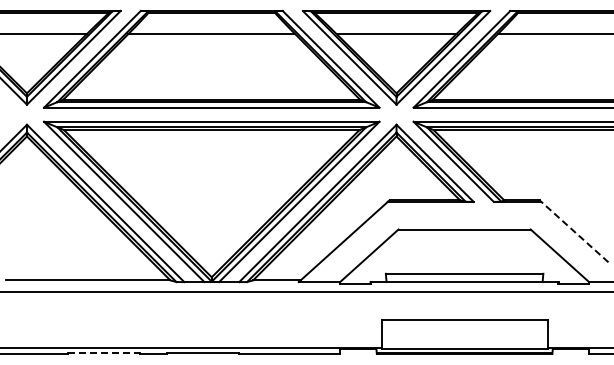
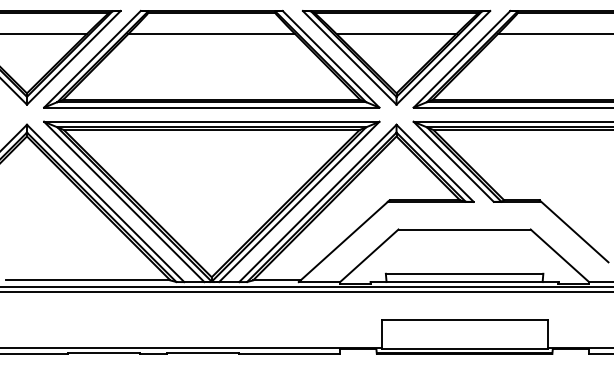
line: dashed -> solid (573, 230)
line: none -> present (306, 286)
line: dashed -> solid (103, 353)
